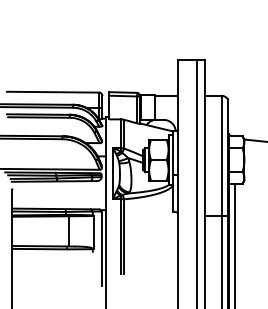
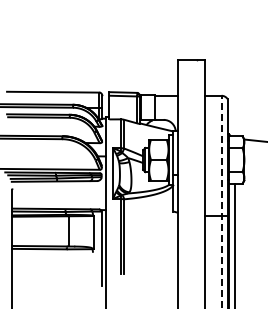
line: present -> none (197, 182)
line: solid -> dashed (221, 201)
